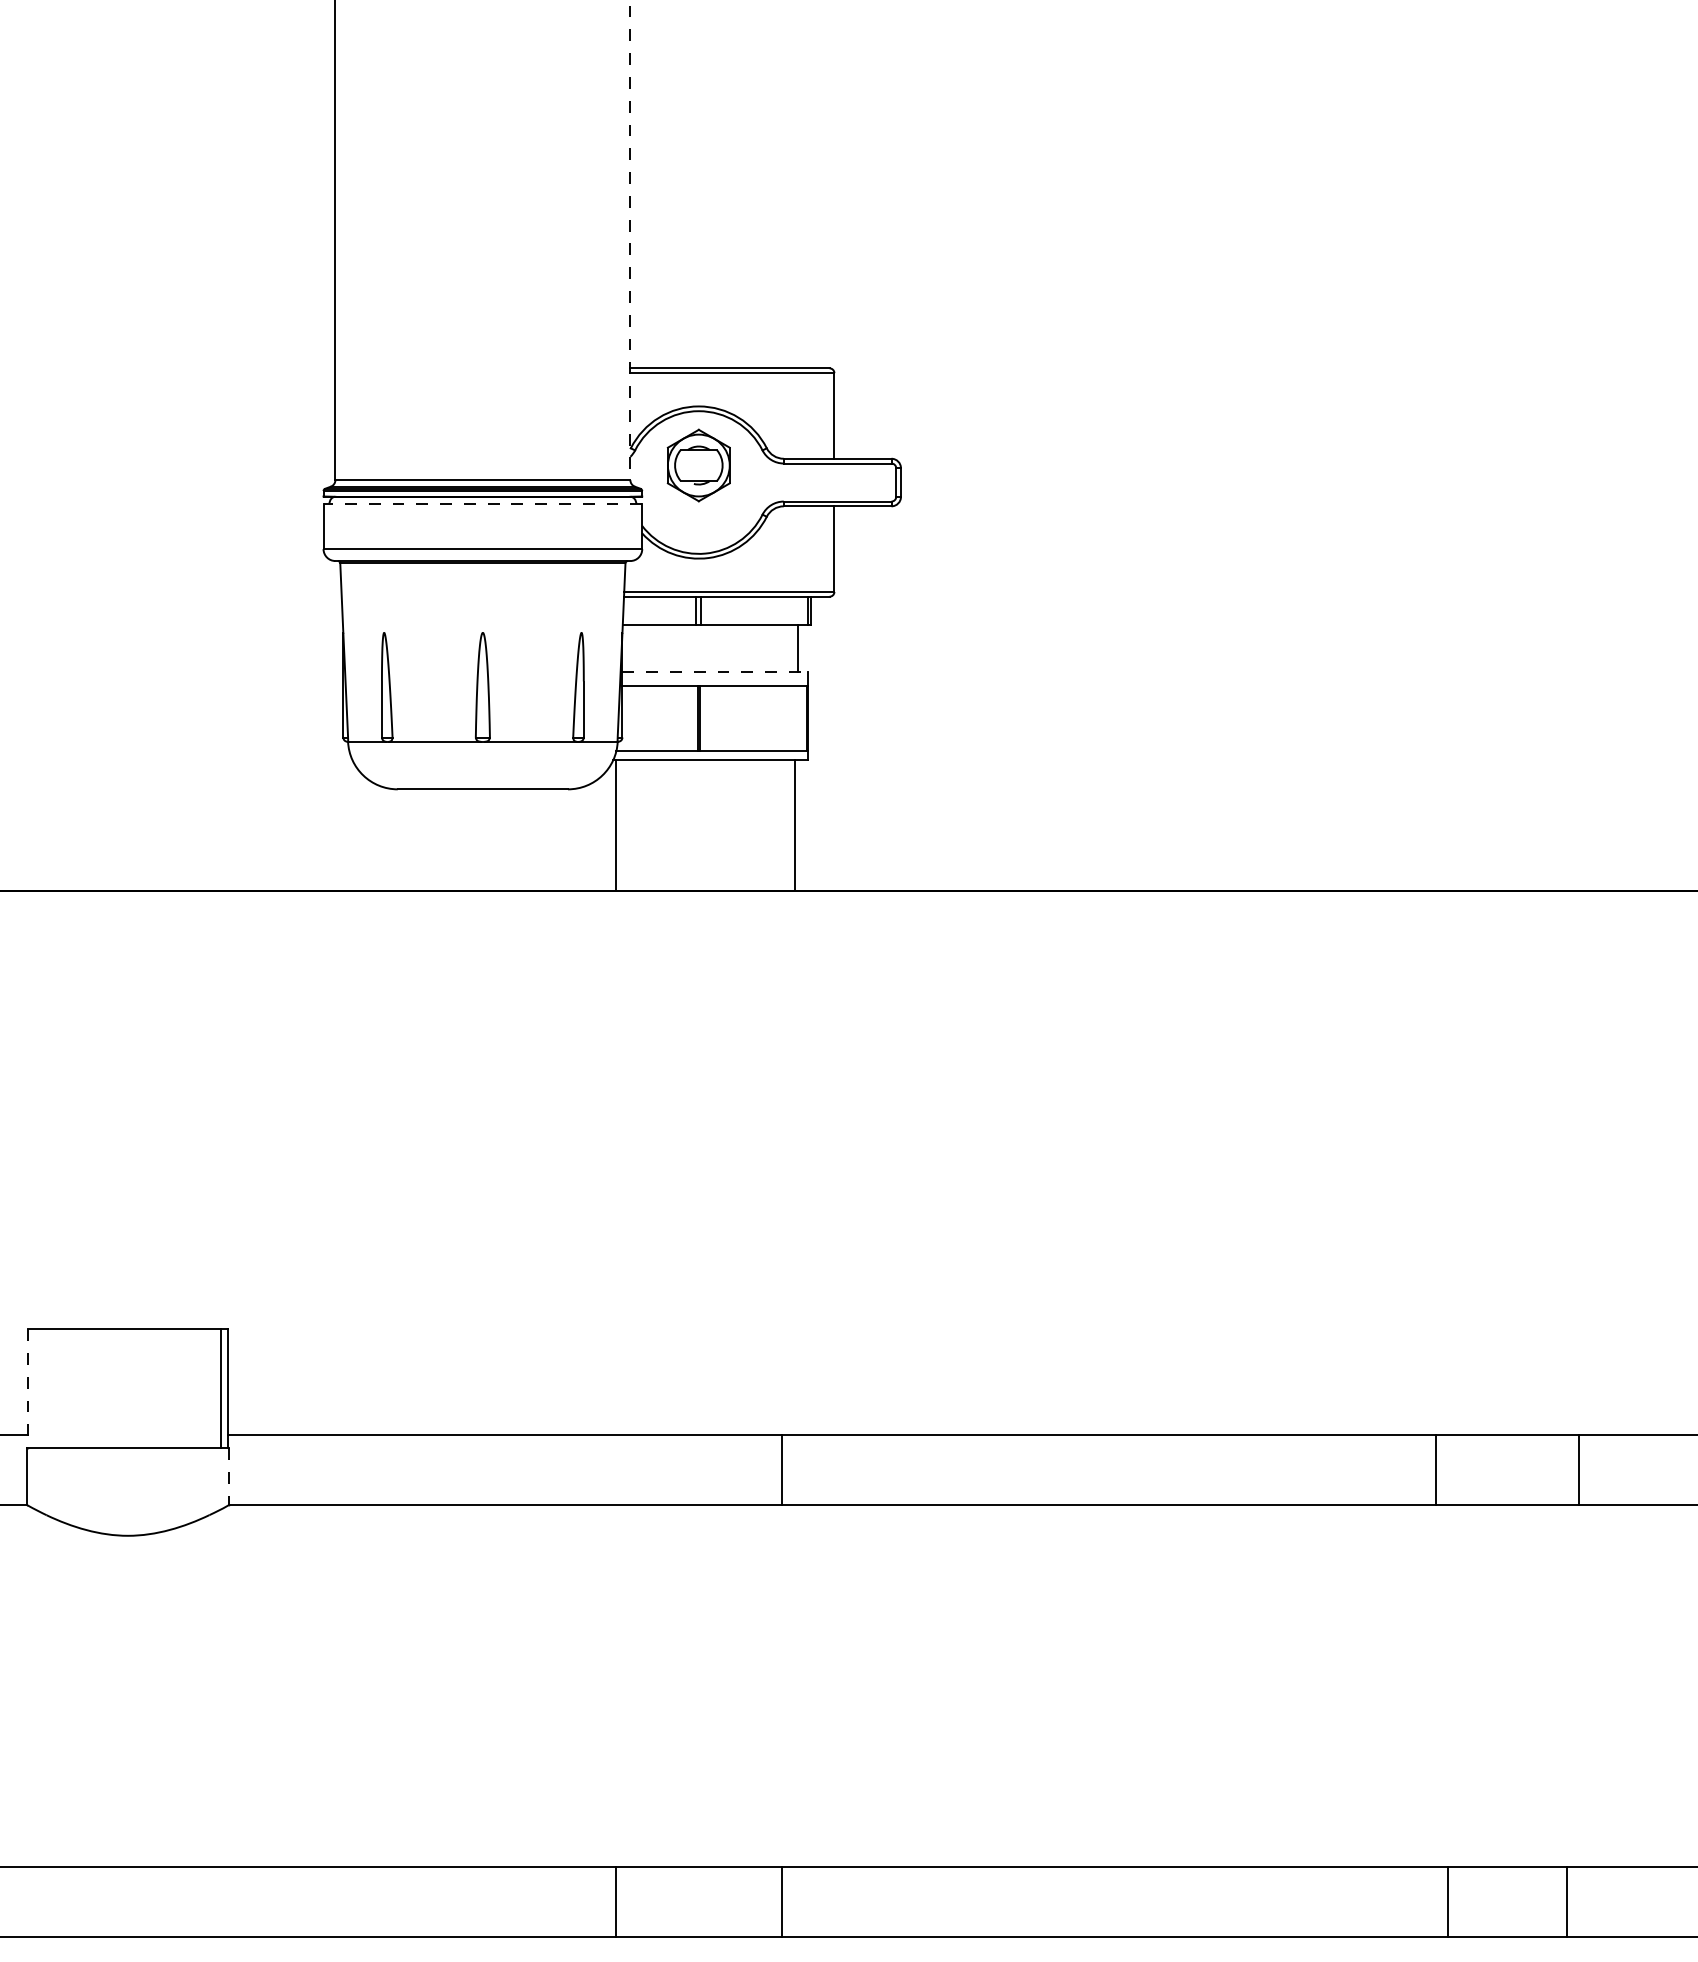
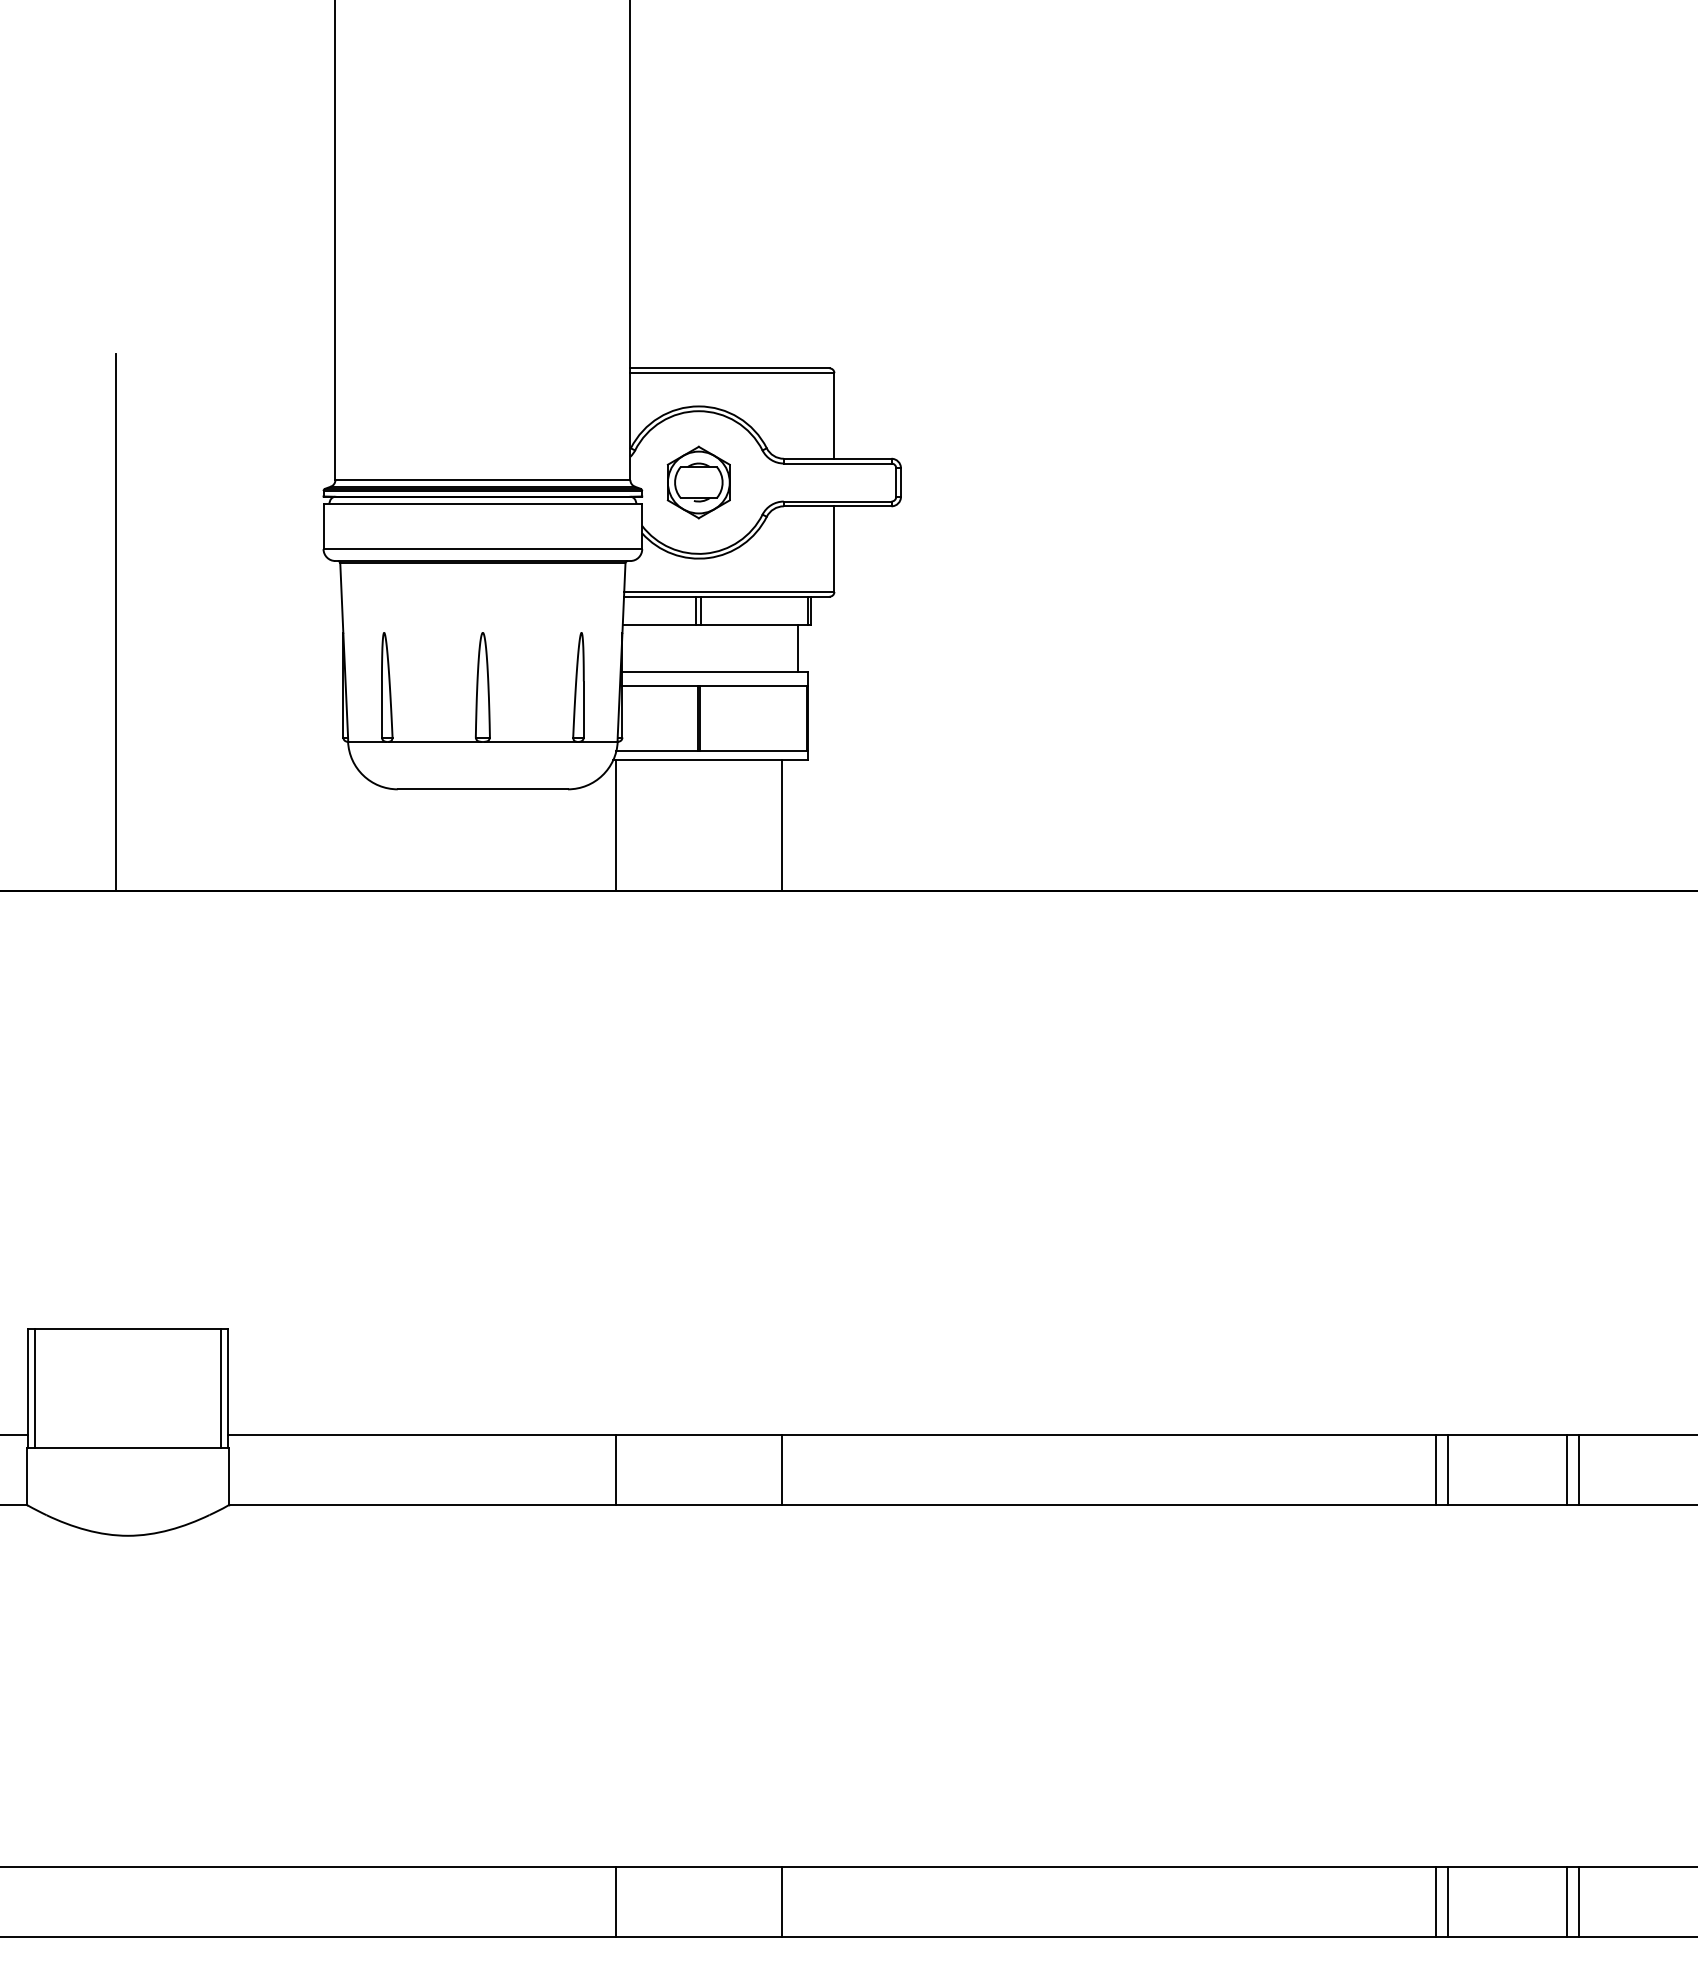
line: dashed -> solid (630, 240)
part position: (698, 465) -> (698, 482) (698, 482)
line: dashed -> solid (482, 503)
line: none -> present (116, 622)
line: dashed -> solid (715, 672)
line position: (795, 825) -> (782, 825) (782, 825)
line: none -> present (35, 1388)
line: dashed -> solid (28, 1389)
line: none -> present (615, 1469)
line: none -> present (1447, 1469)
line: none -> present (1566, 1469)
line: dashed -> solid (228, 1477)
line: none -> present (1436, 1902)
line: none -> present (1578, 1902)
